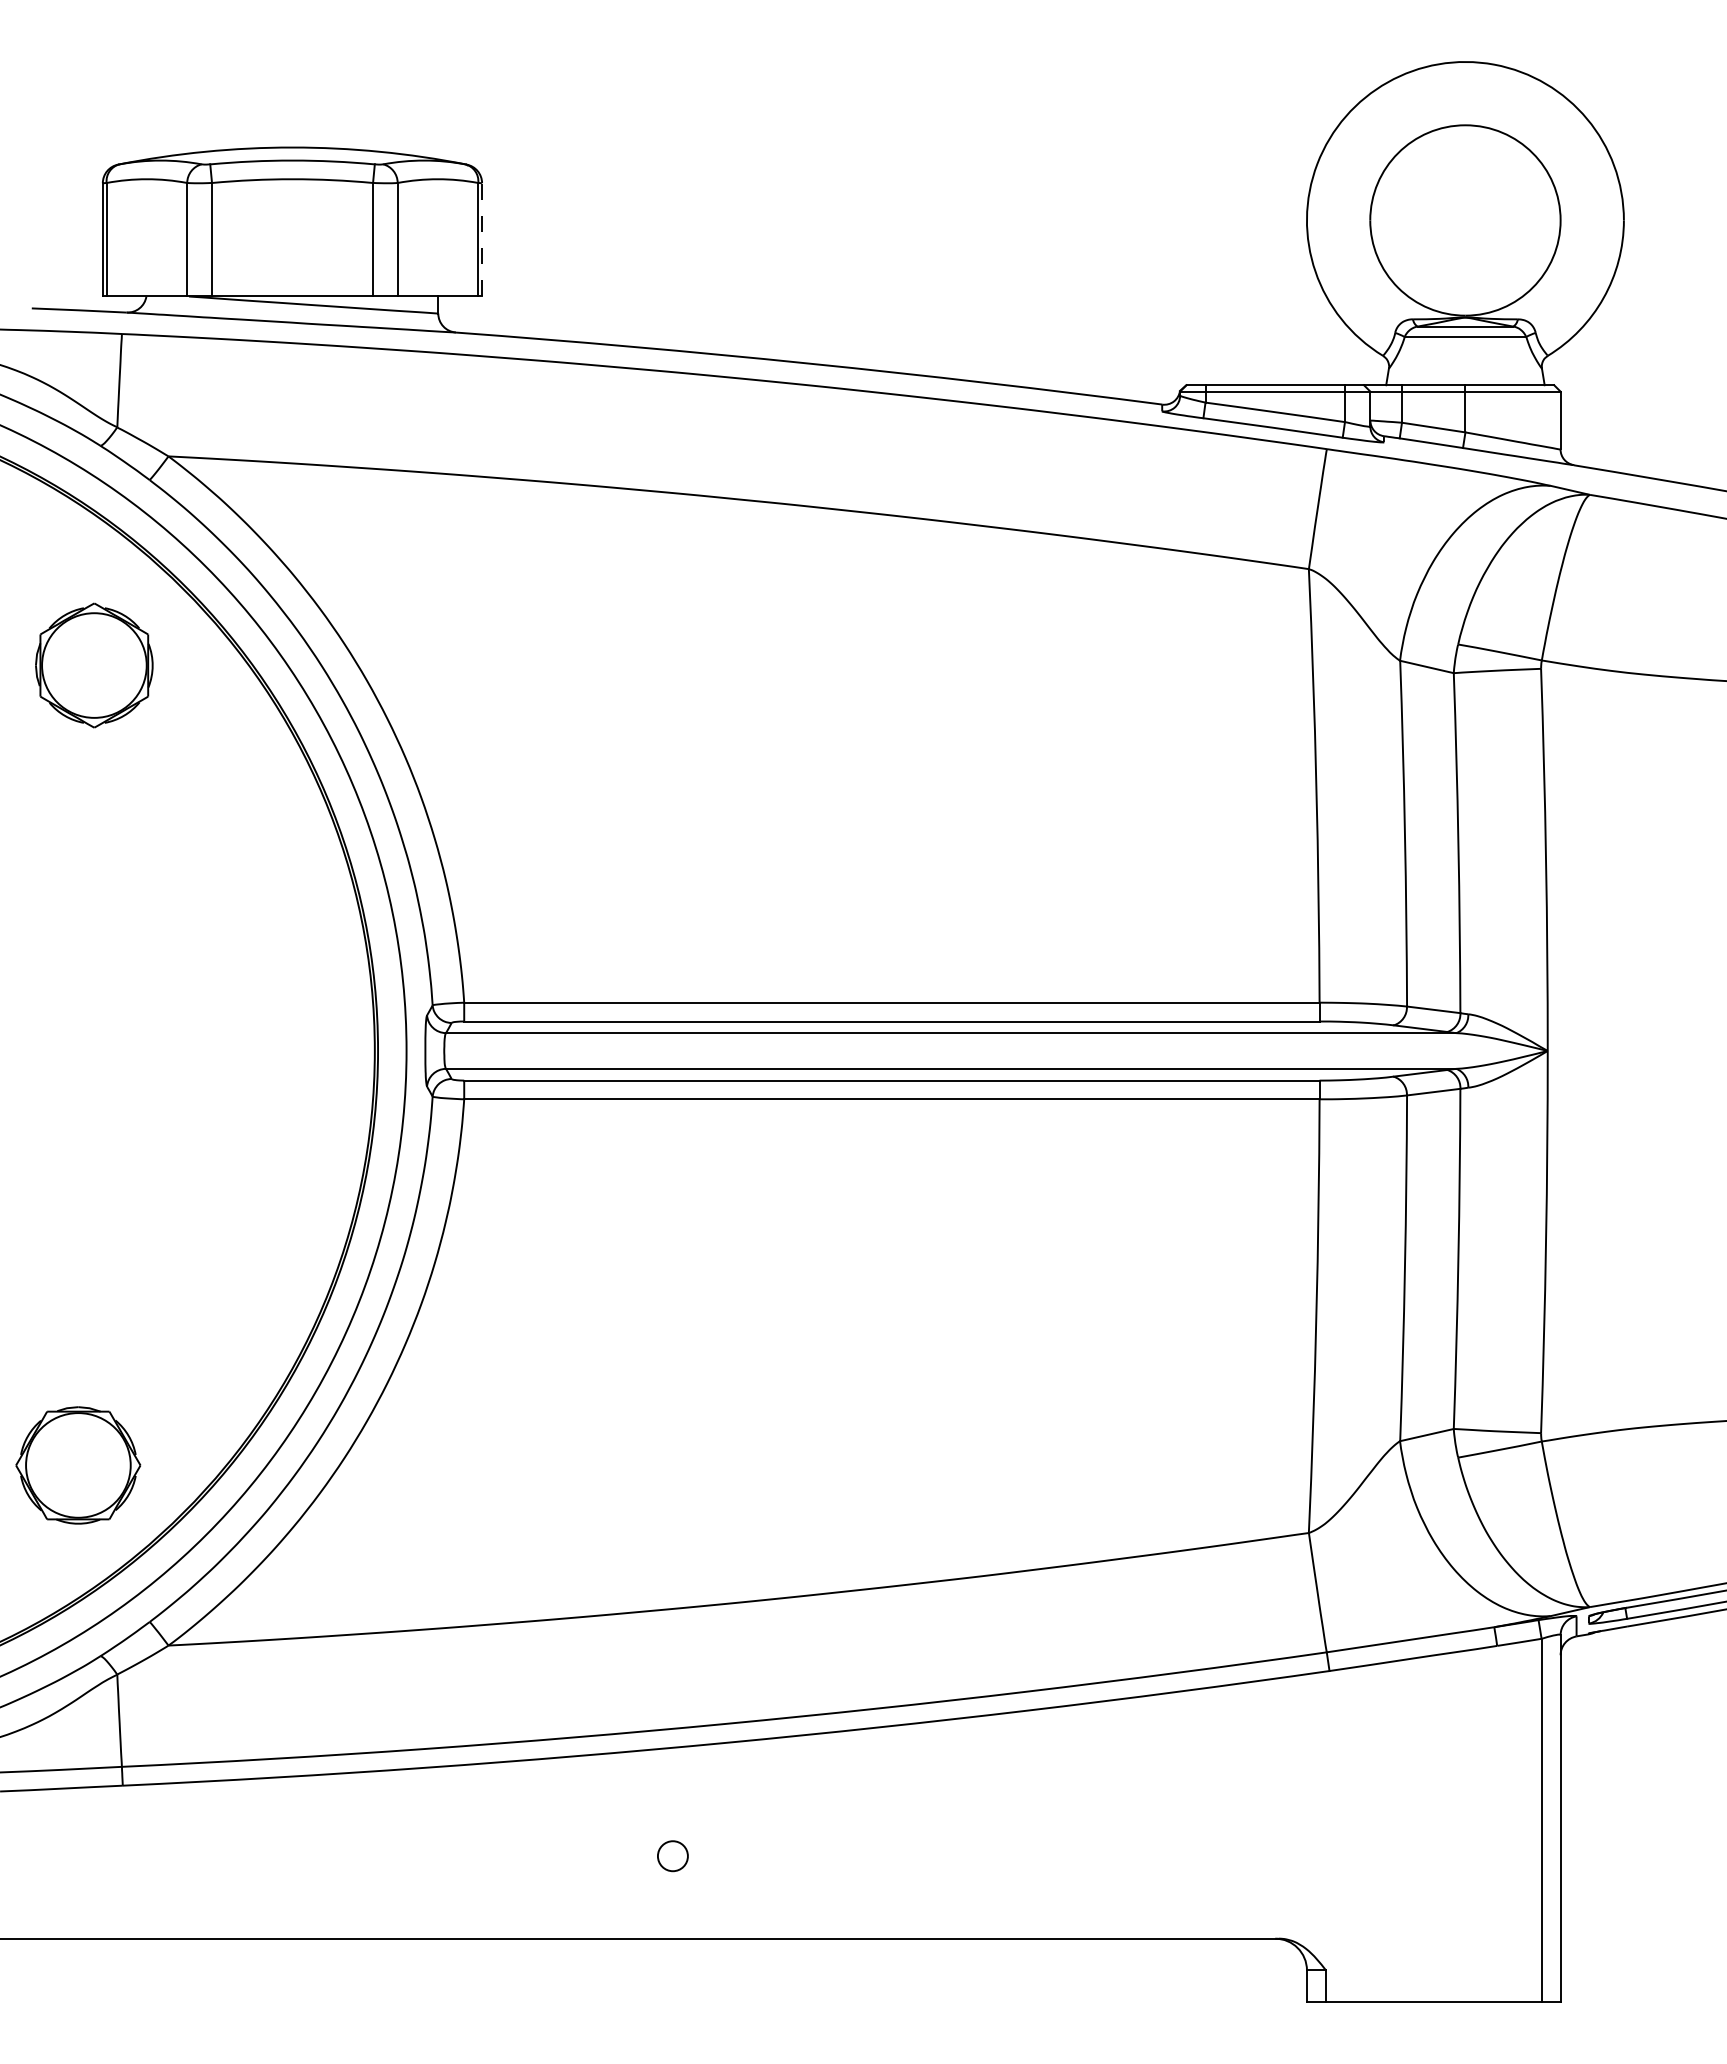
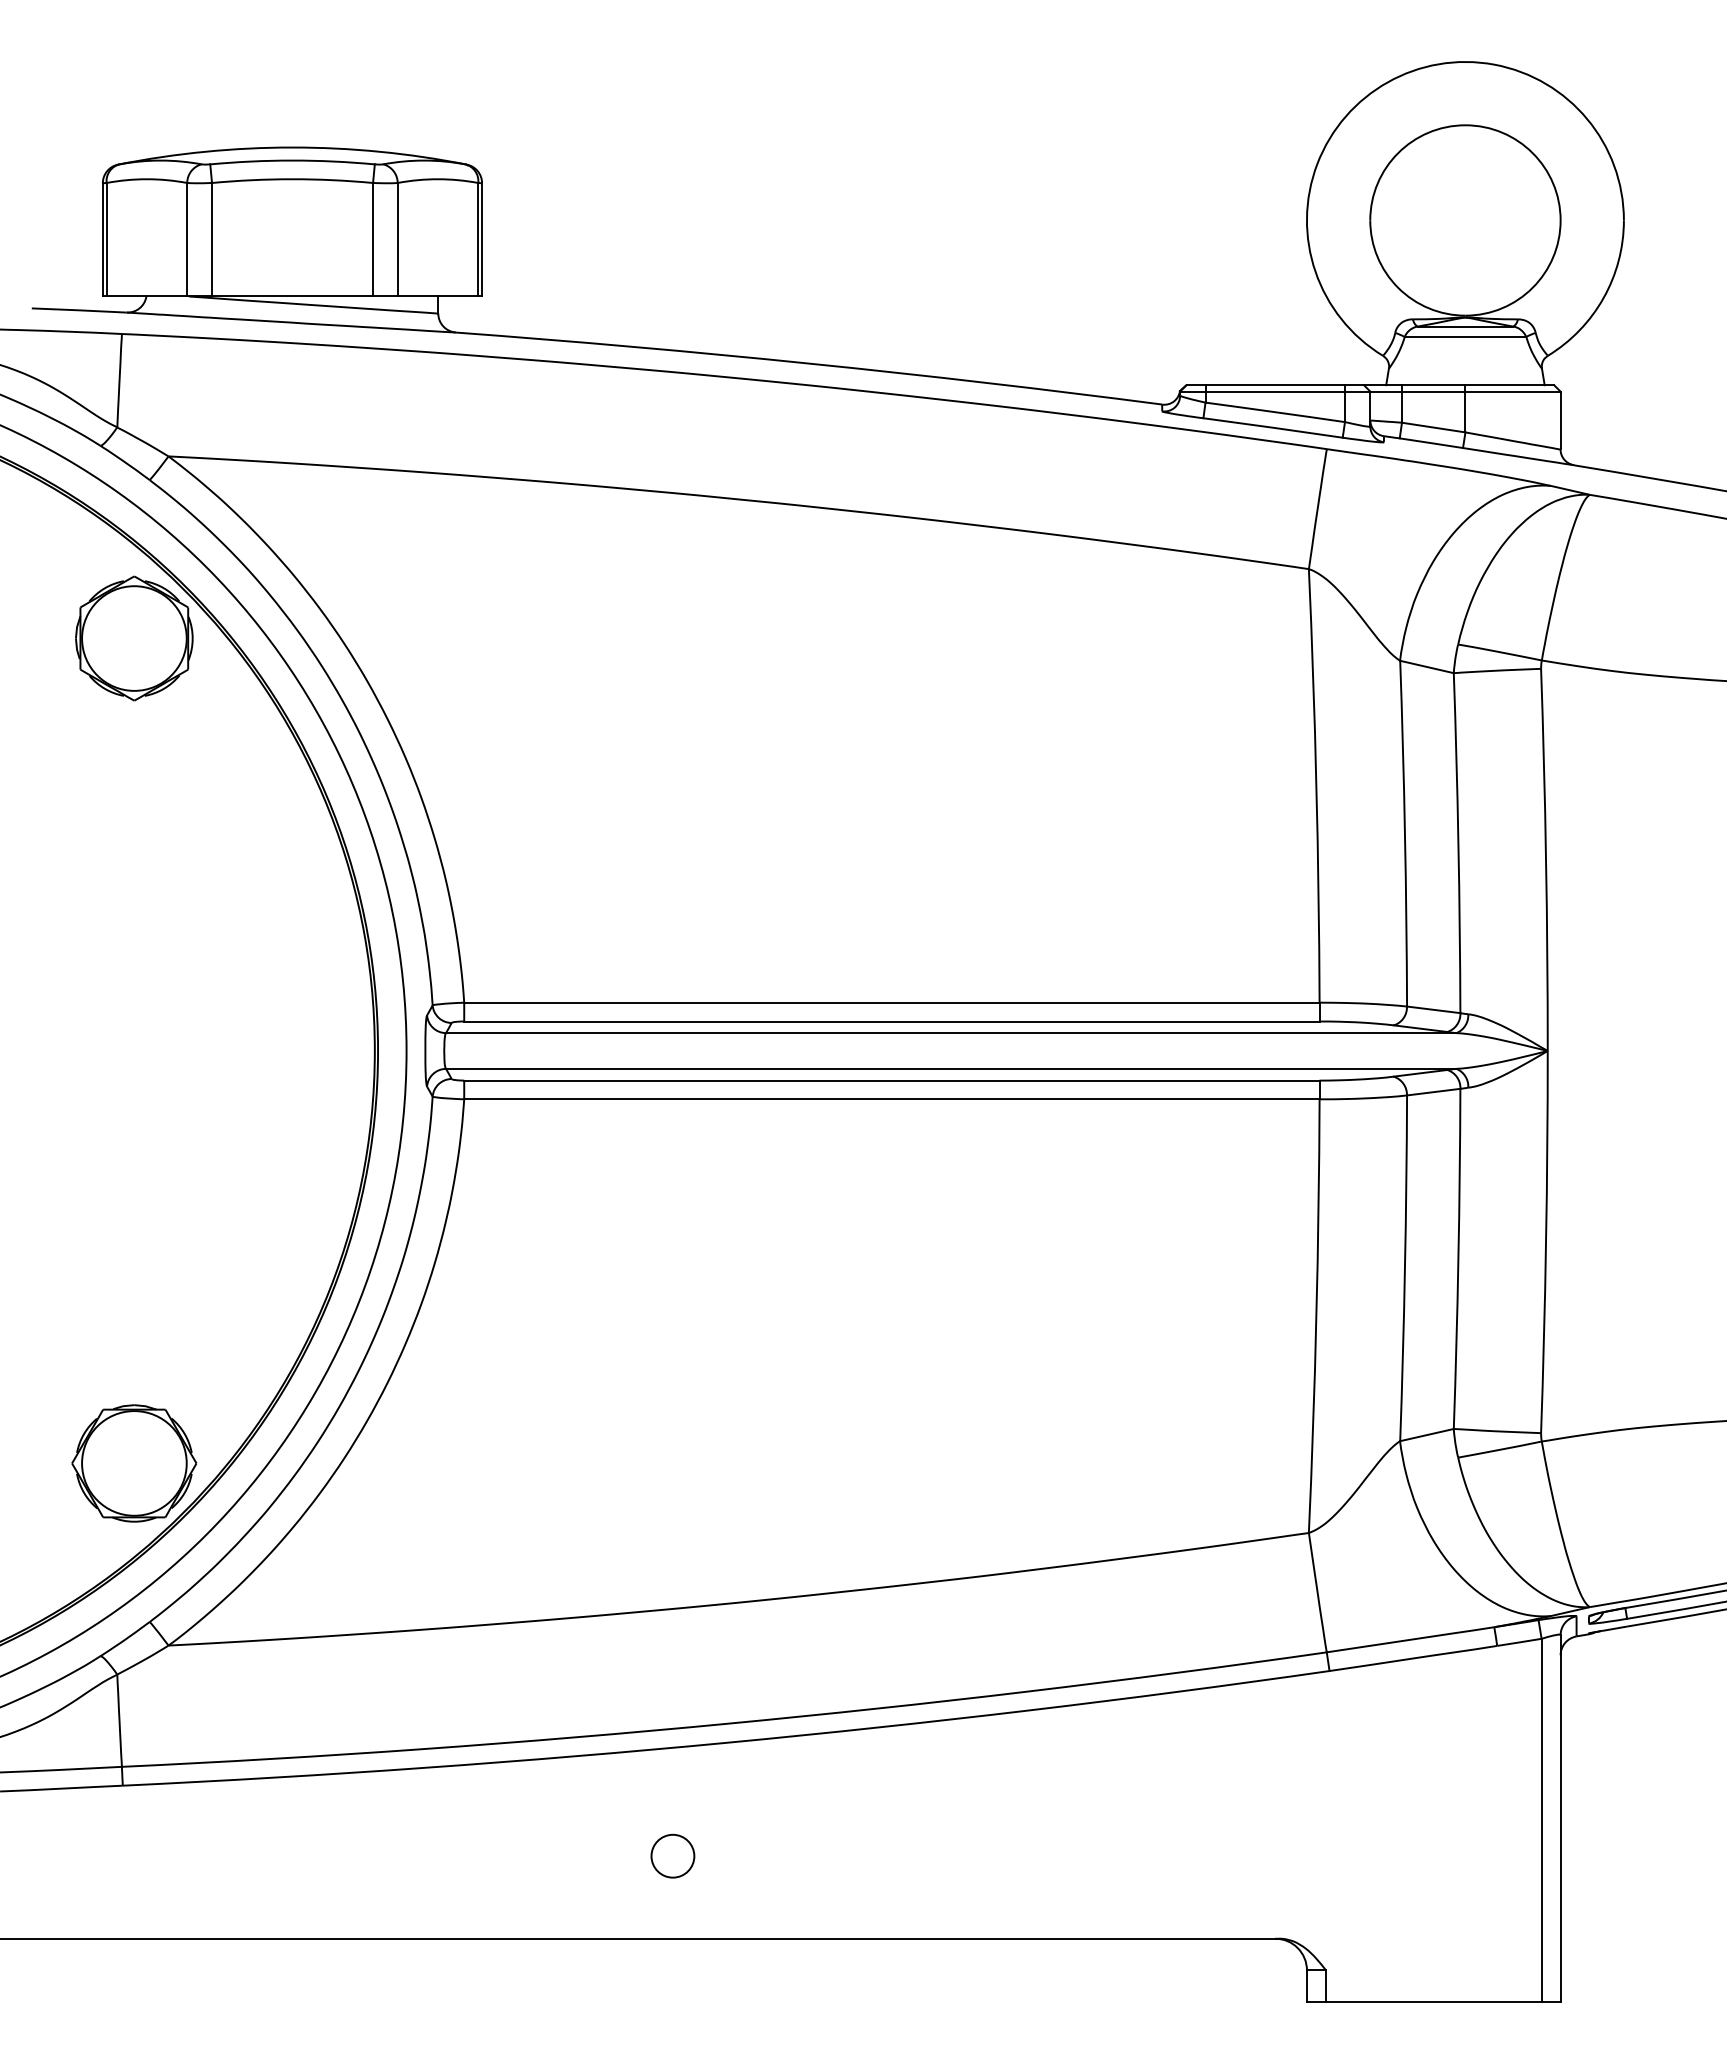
line: dashed -> solid (482, 239)
part position: (94, 665) -> (134, 638) (134, 638)
part position: (78, 1465) -> (134, 1463) (134, 1463)
circle diameter: 30 px -> 43 px (672, 1855)
